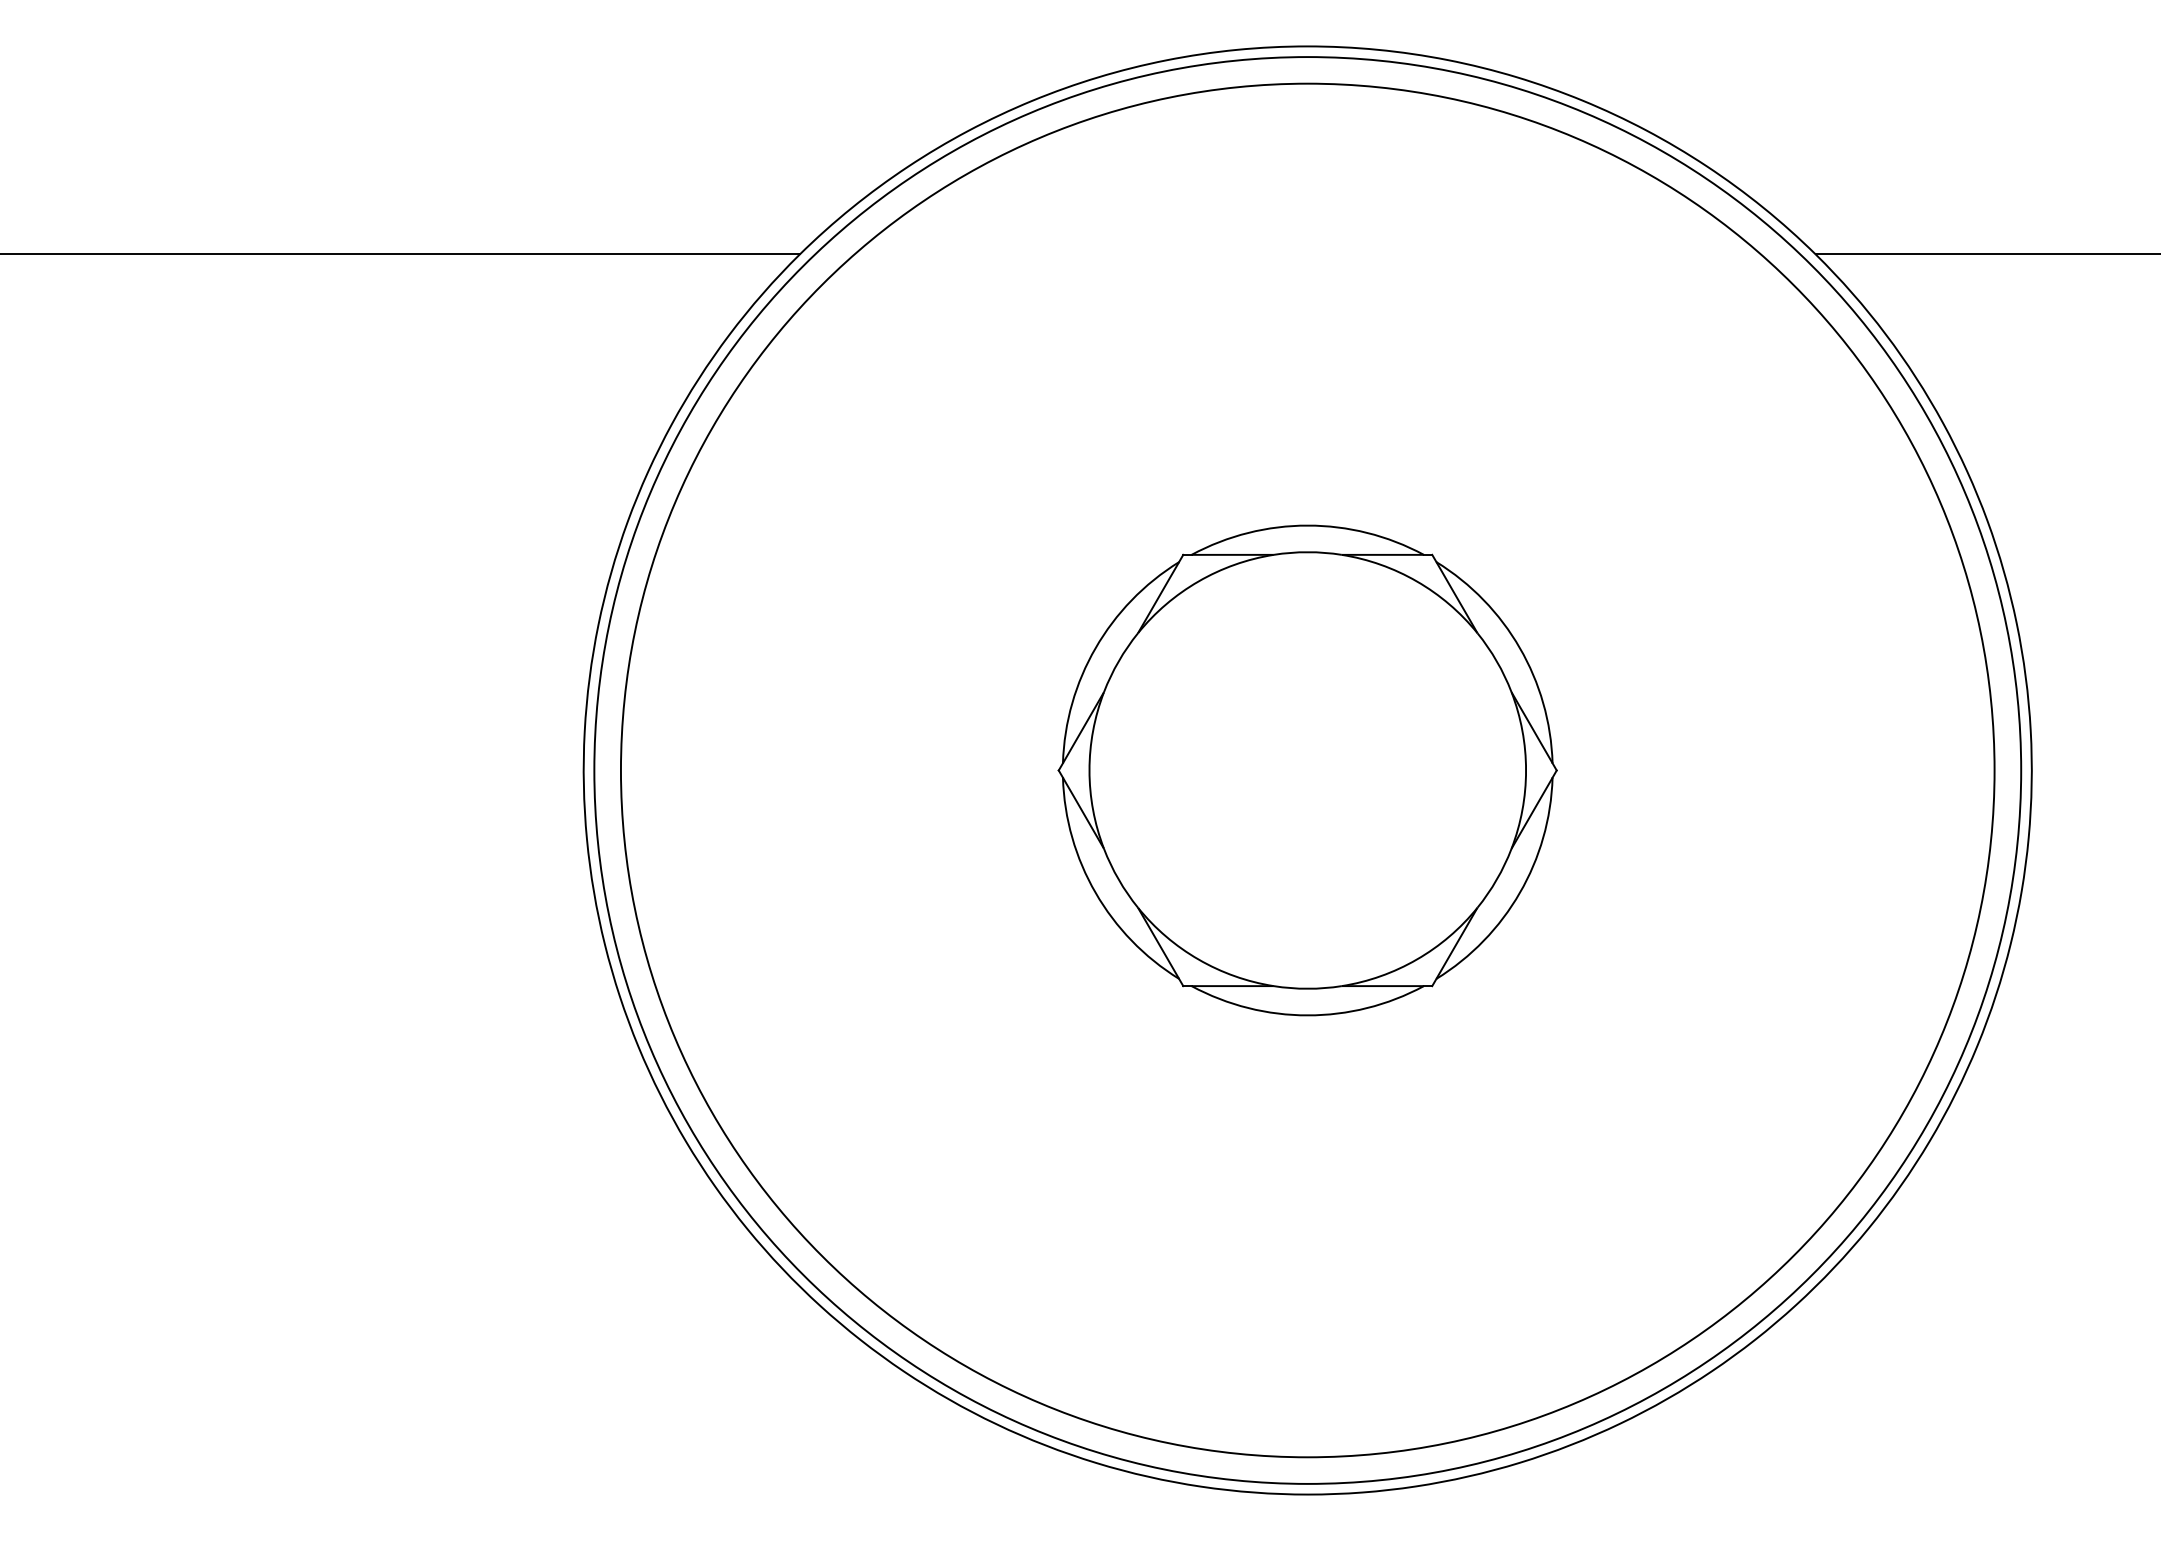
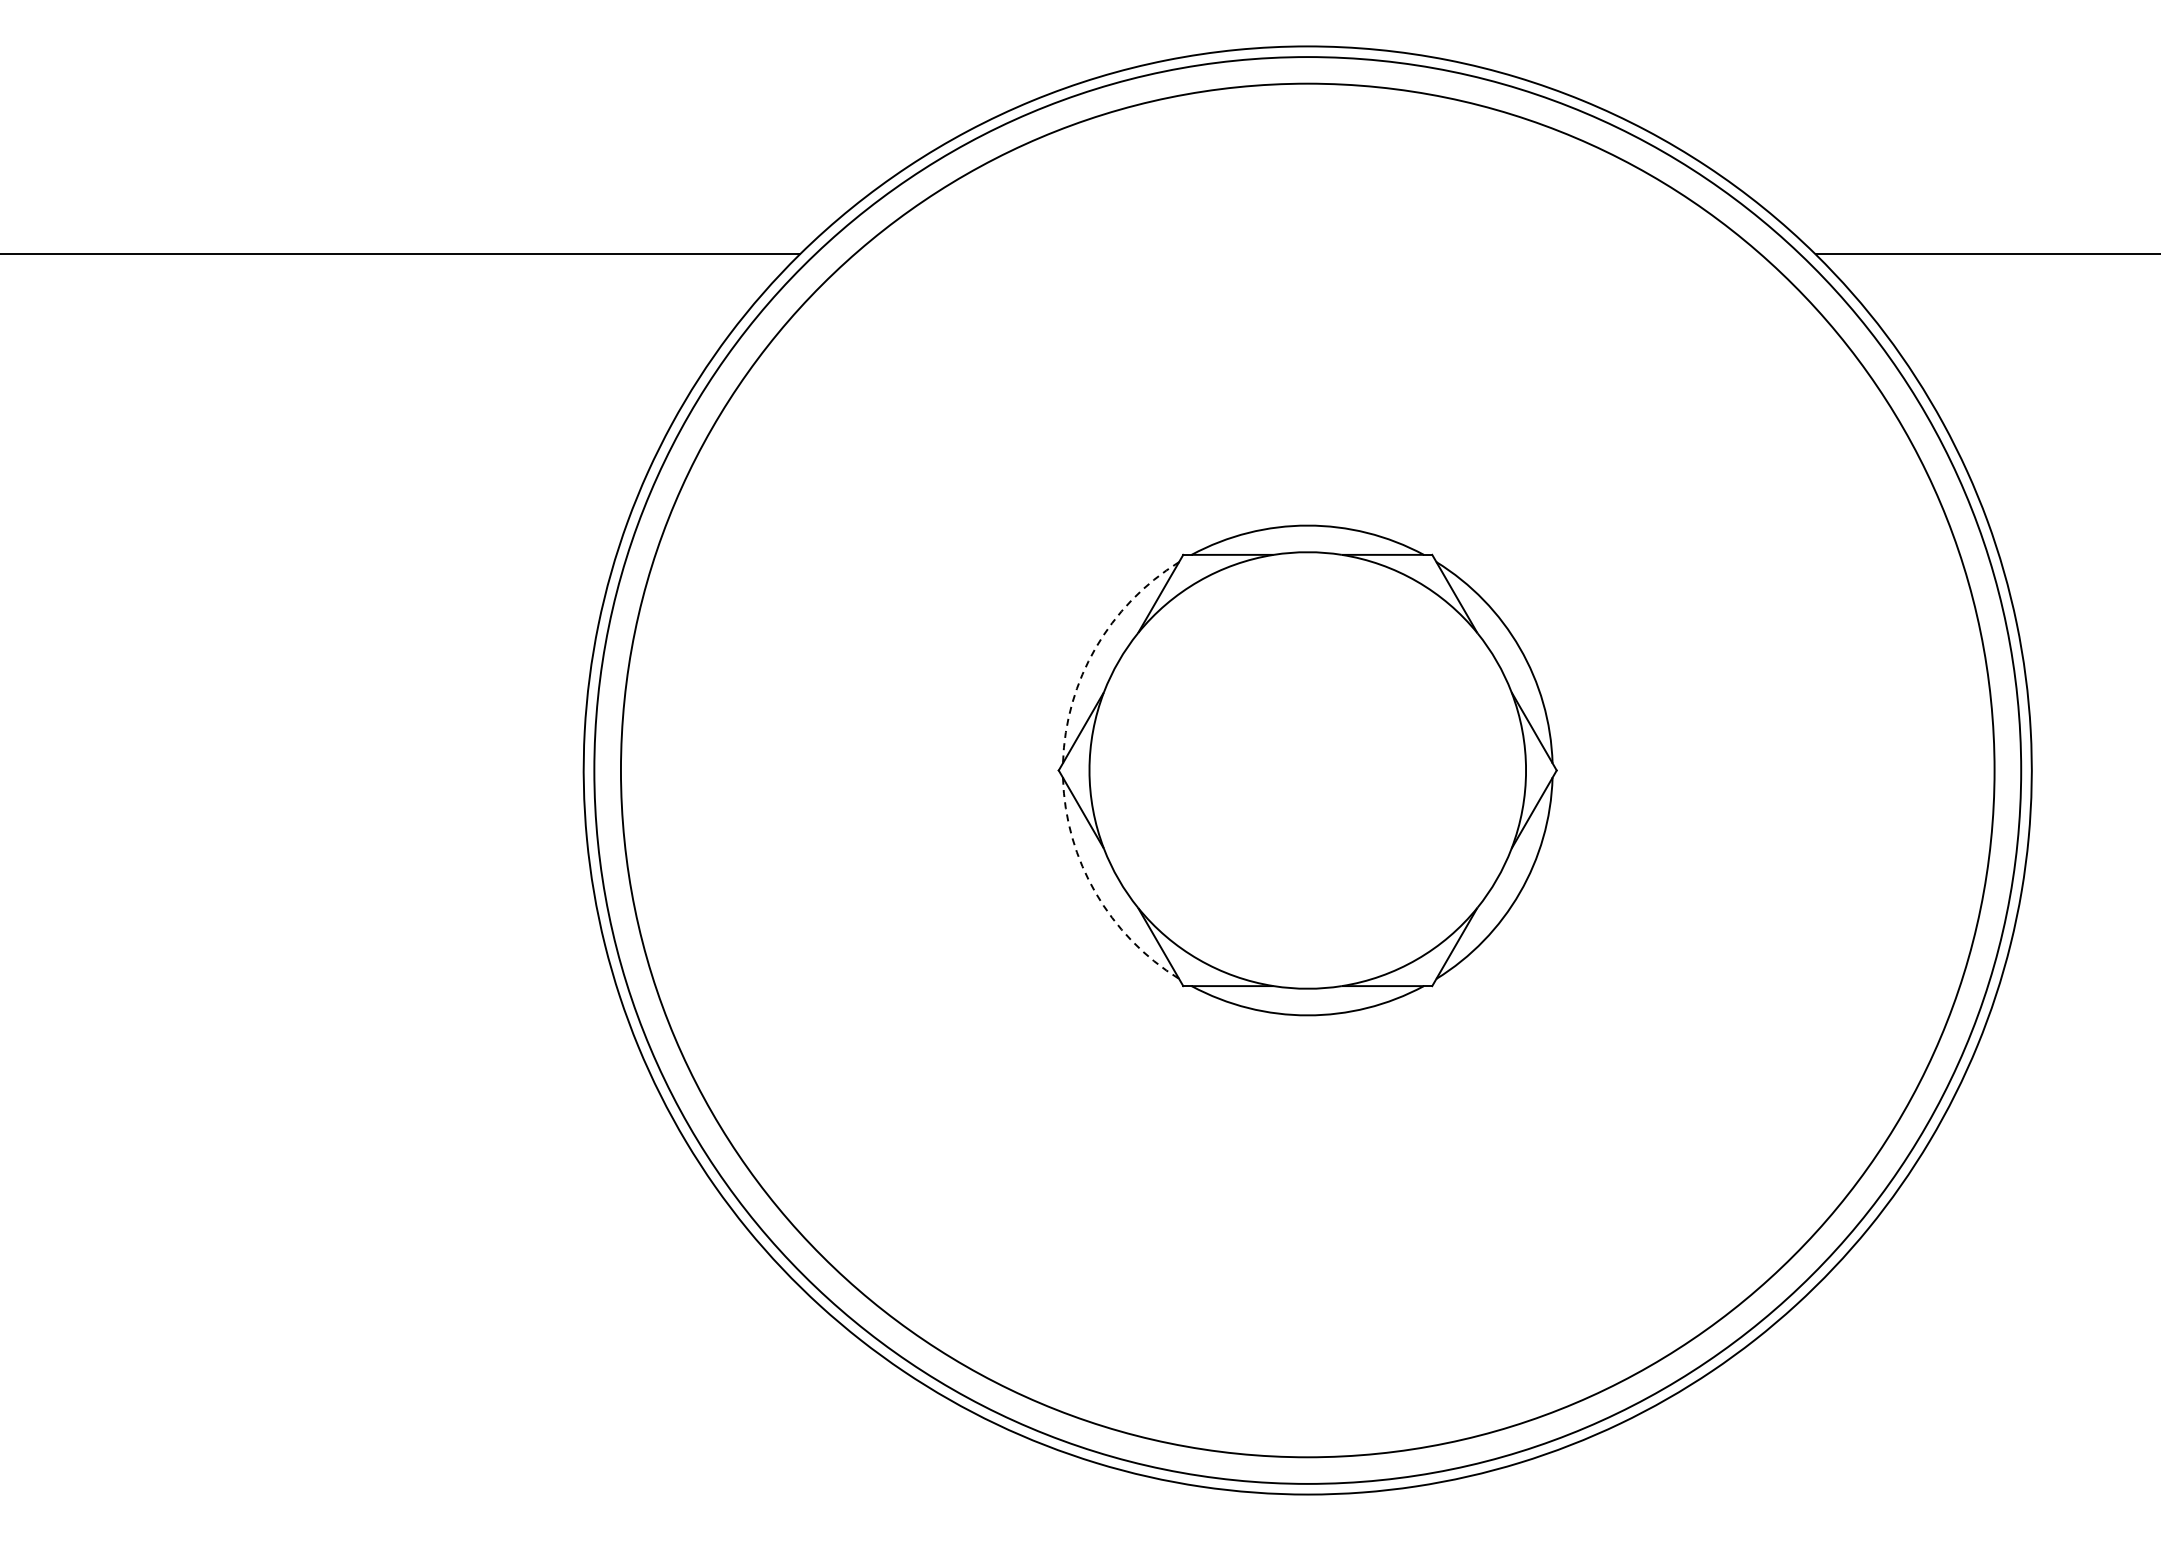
arc: solid -> dashed (1095, 648)
arc: solid -> dashed (1095, 892)
